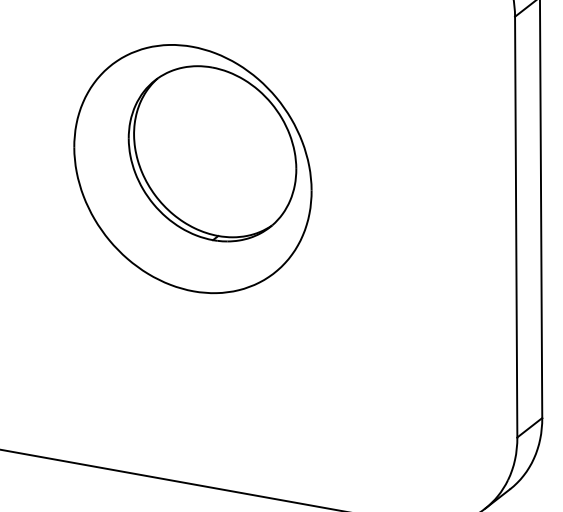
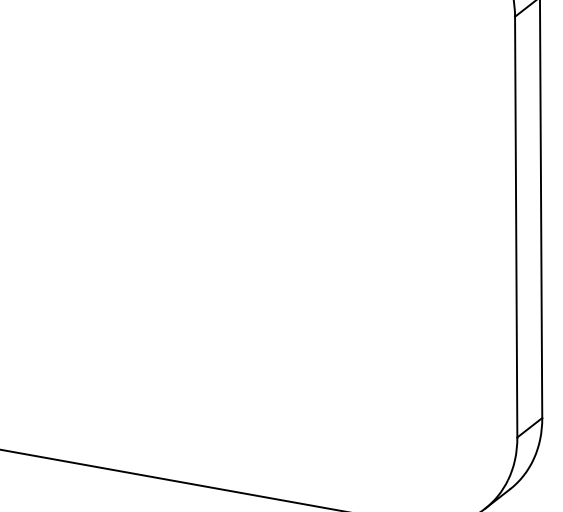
part: present -> none (192, 169)
